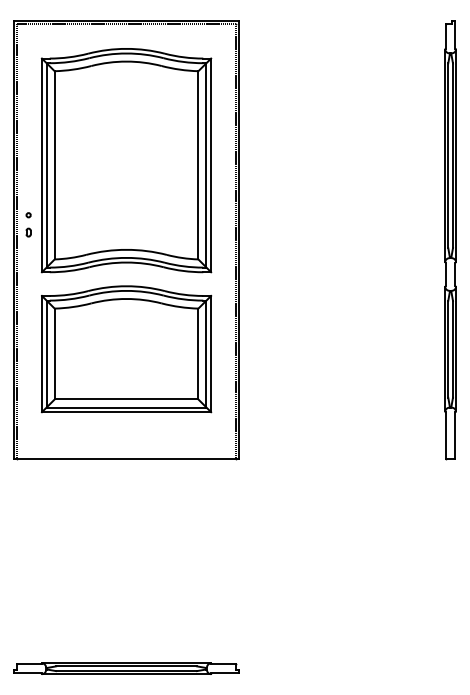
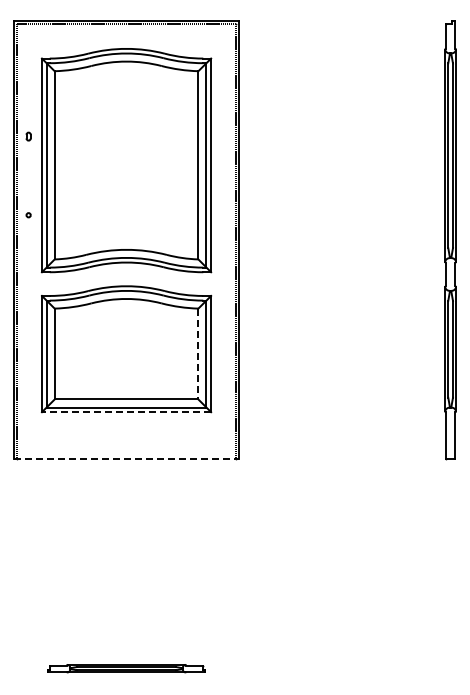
part position: (28, 232) -> (28, 136) (28, 136)
line: solid -> dashed (198, 354)
line: solid -> dashed (126, 412)
line: solid -> dashed (126, 458)
part size: 227x13 px -> 159x10 px (126, 668)
